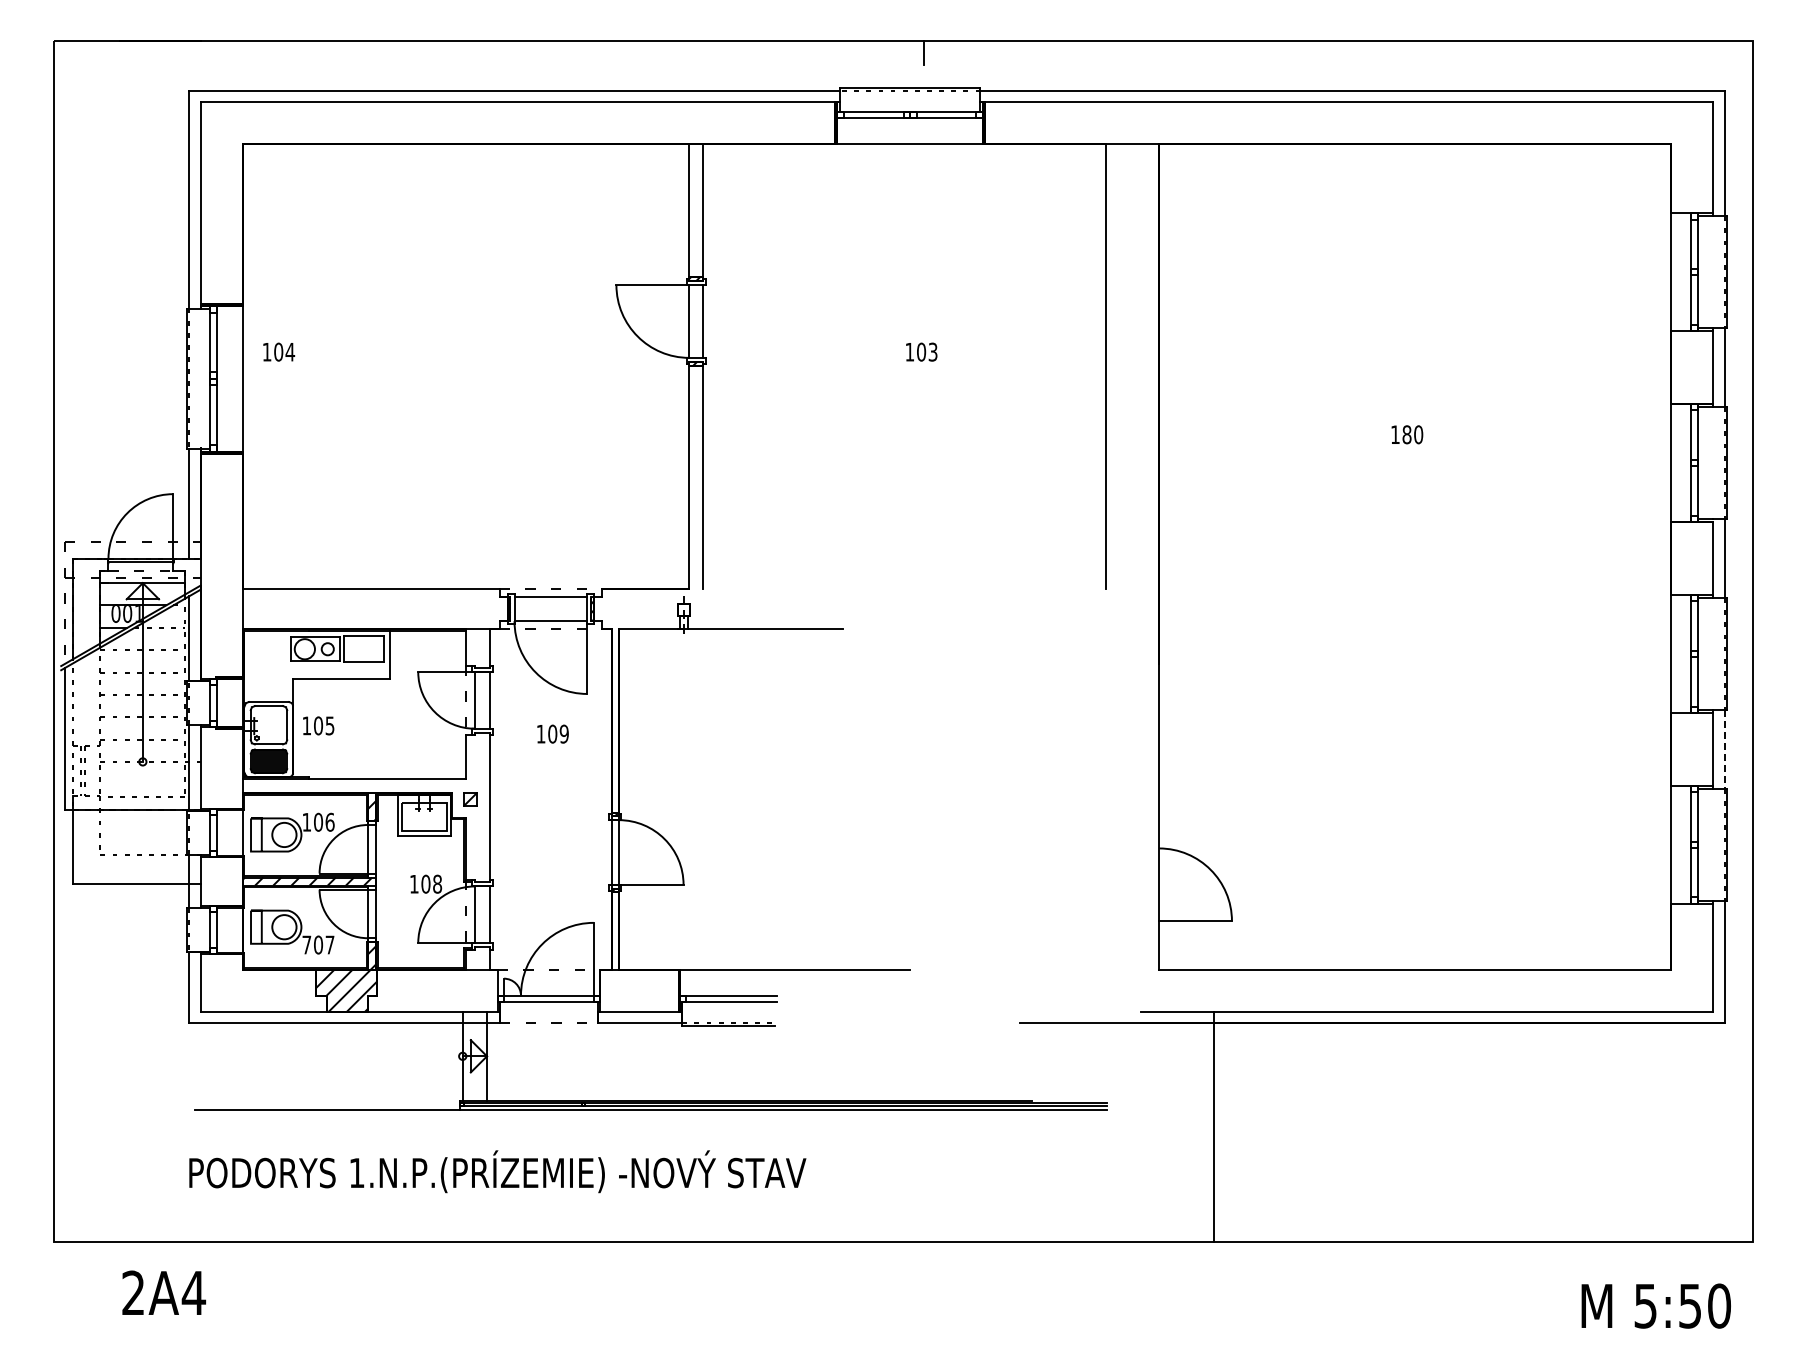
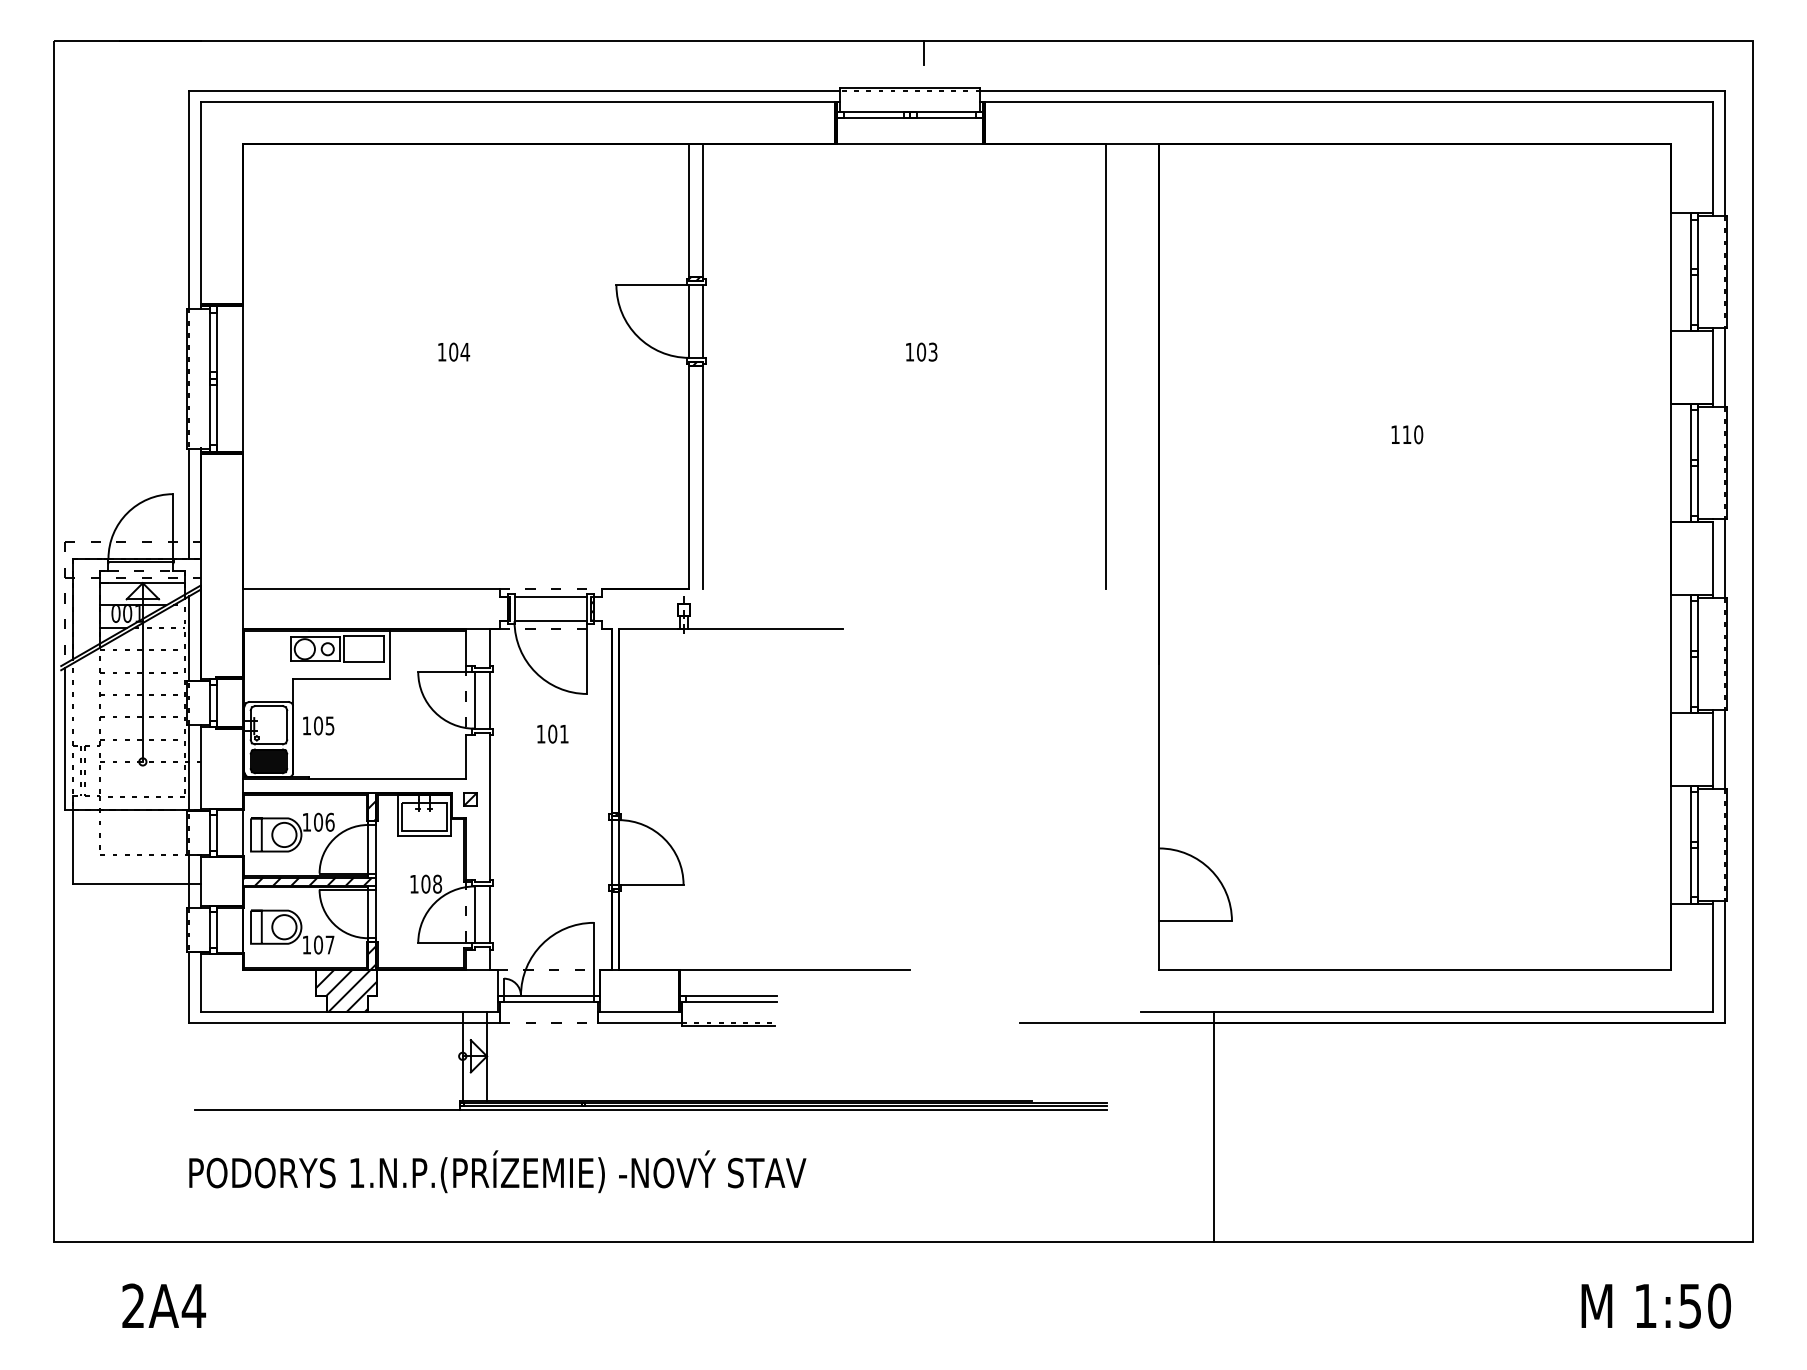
text position: (279, 351) -> (454, 351) (454, 351)
text: 180 -> 110 (1406, 434)
text: 109 -> 101 (563, 733)
line: dashed -> solid (1724, 750)
text: 707 -> 107 (306, 944)
text position: (163, 1292) -> (163, 1305) (163, 1305)
text: 5:50 -> 1:50 (1645, 1306)
